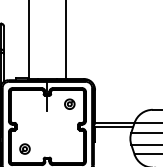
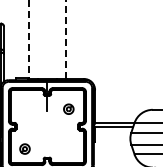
line: solid -> dashed (65, 39)
line: solid -> dashed (29, 40)
part position: (69, 103) -> (68, 108) (68, 108)
